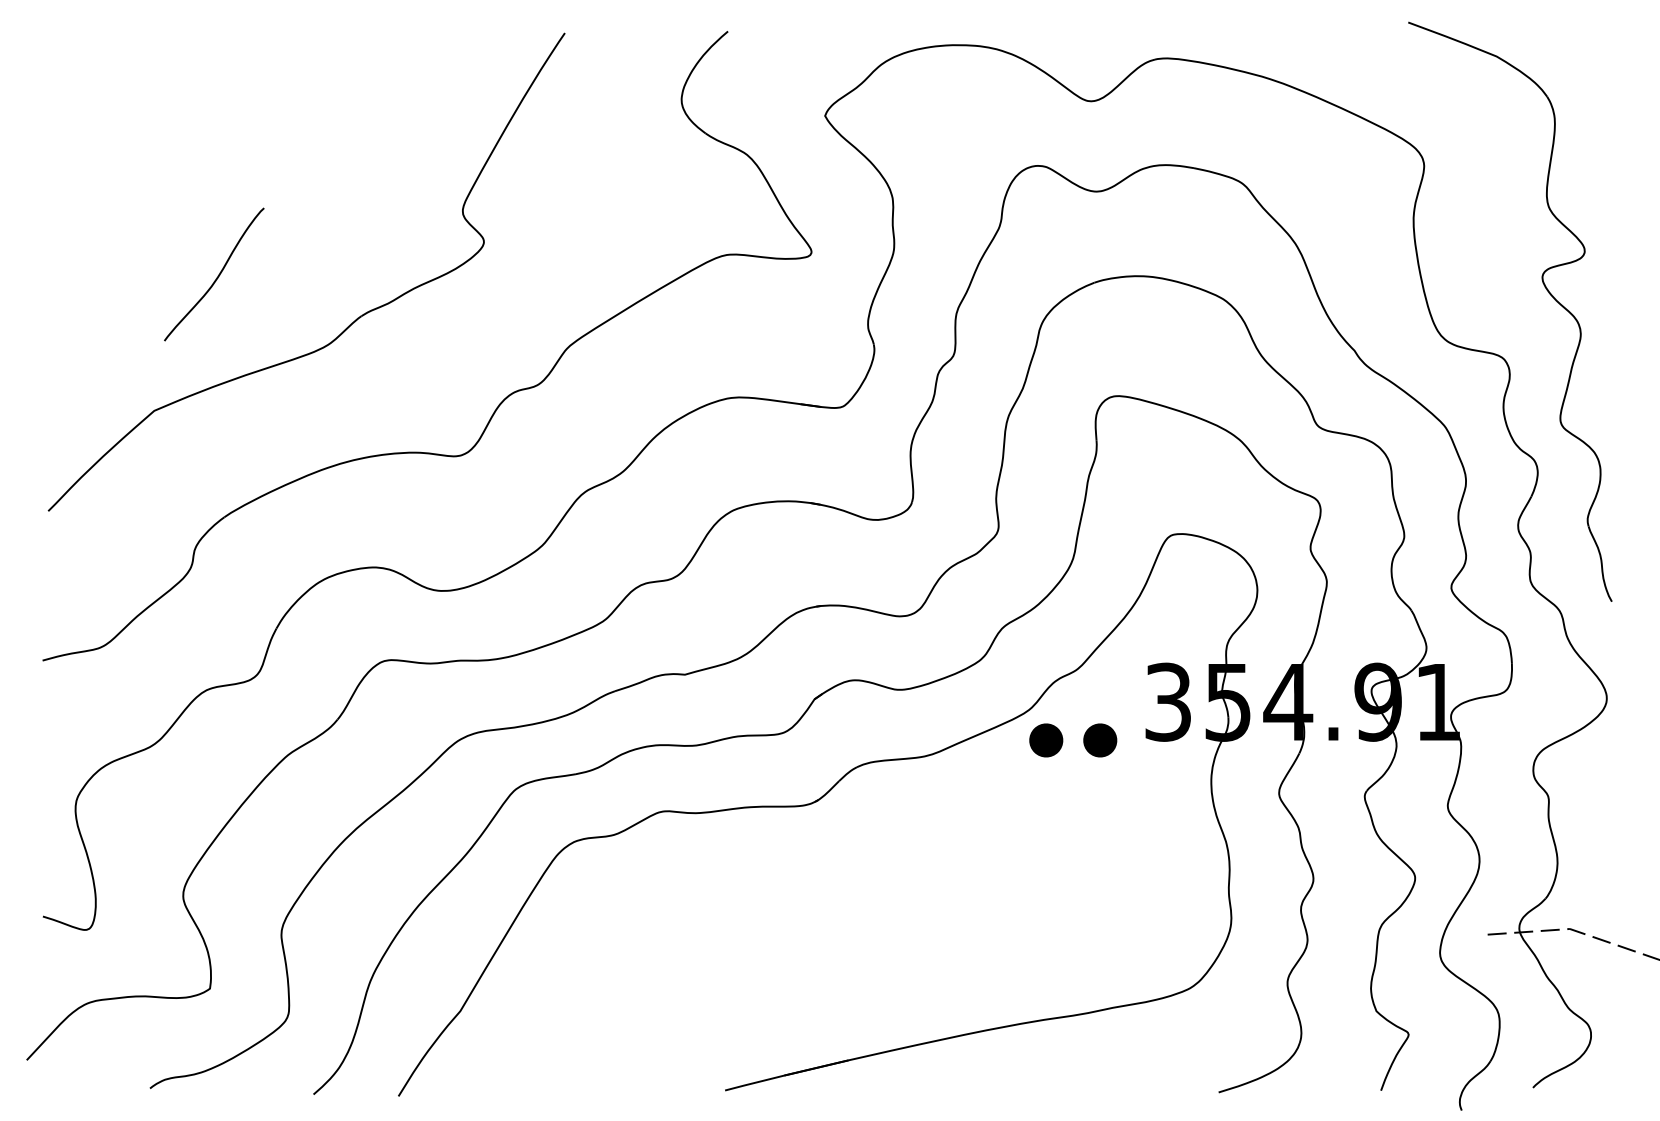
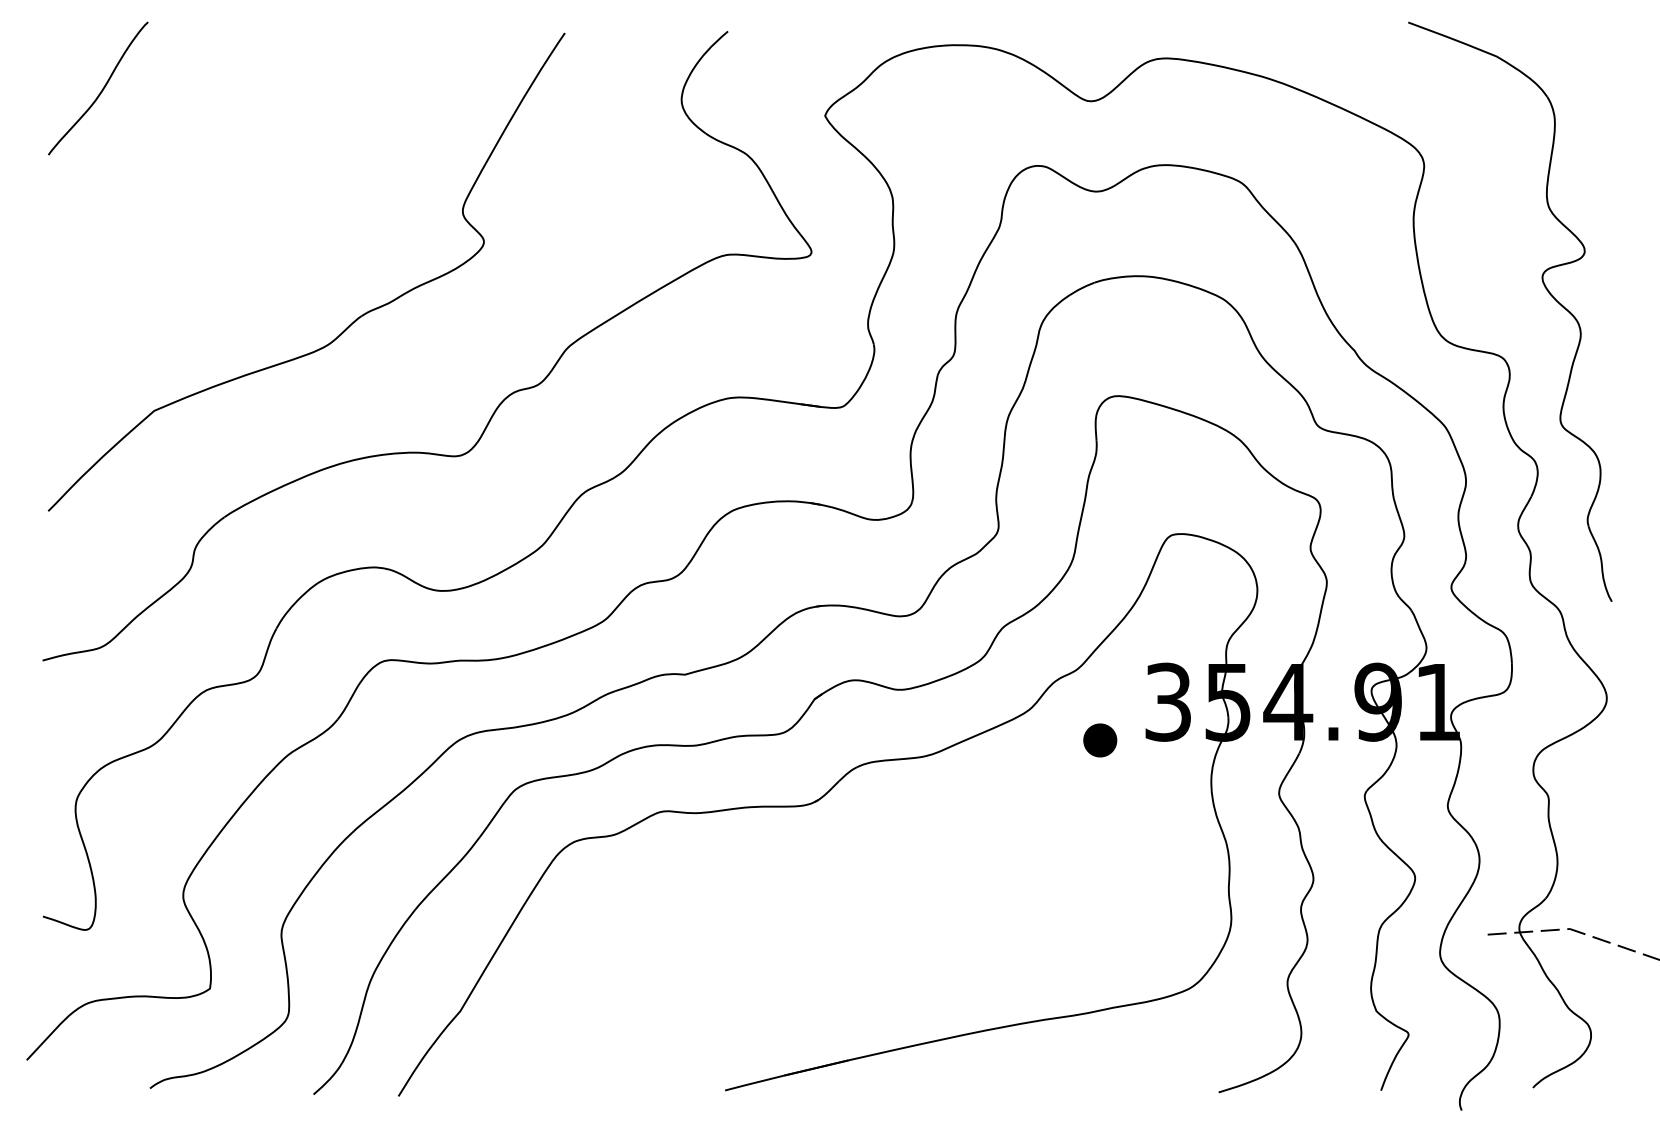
curve position: (217, 276) -> (101, 90) (101, 90)
part: present -> none (1046, 740)
